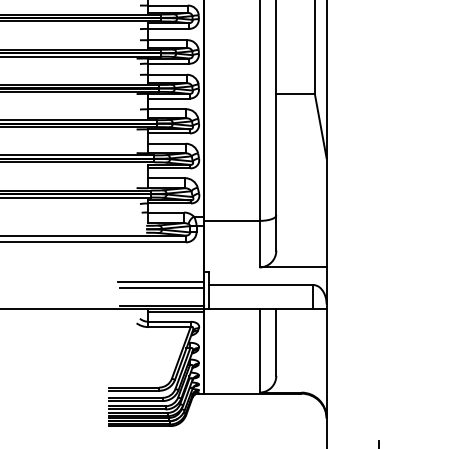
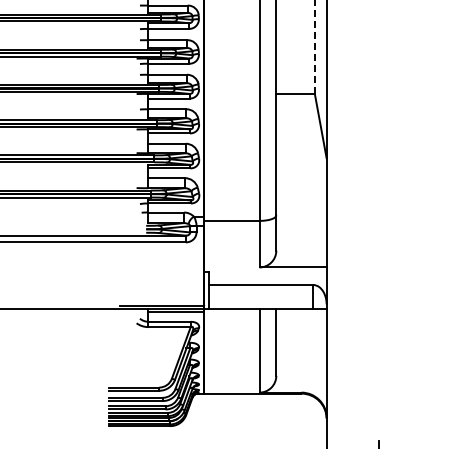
line: solid -> dashed (314, 47)
line: present -> none (160, 281)
line: present -> none (162, 287)
